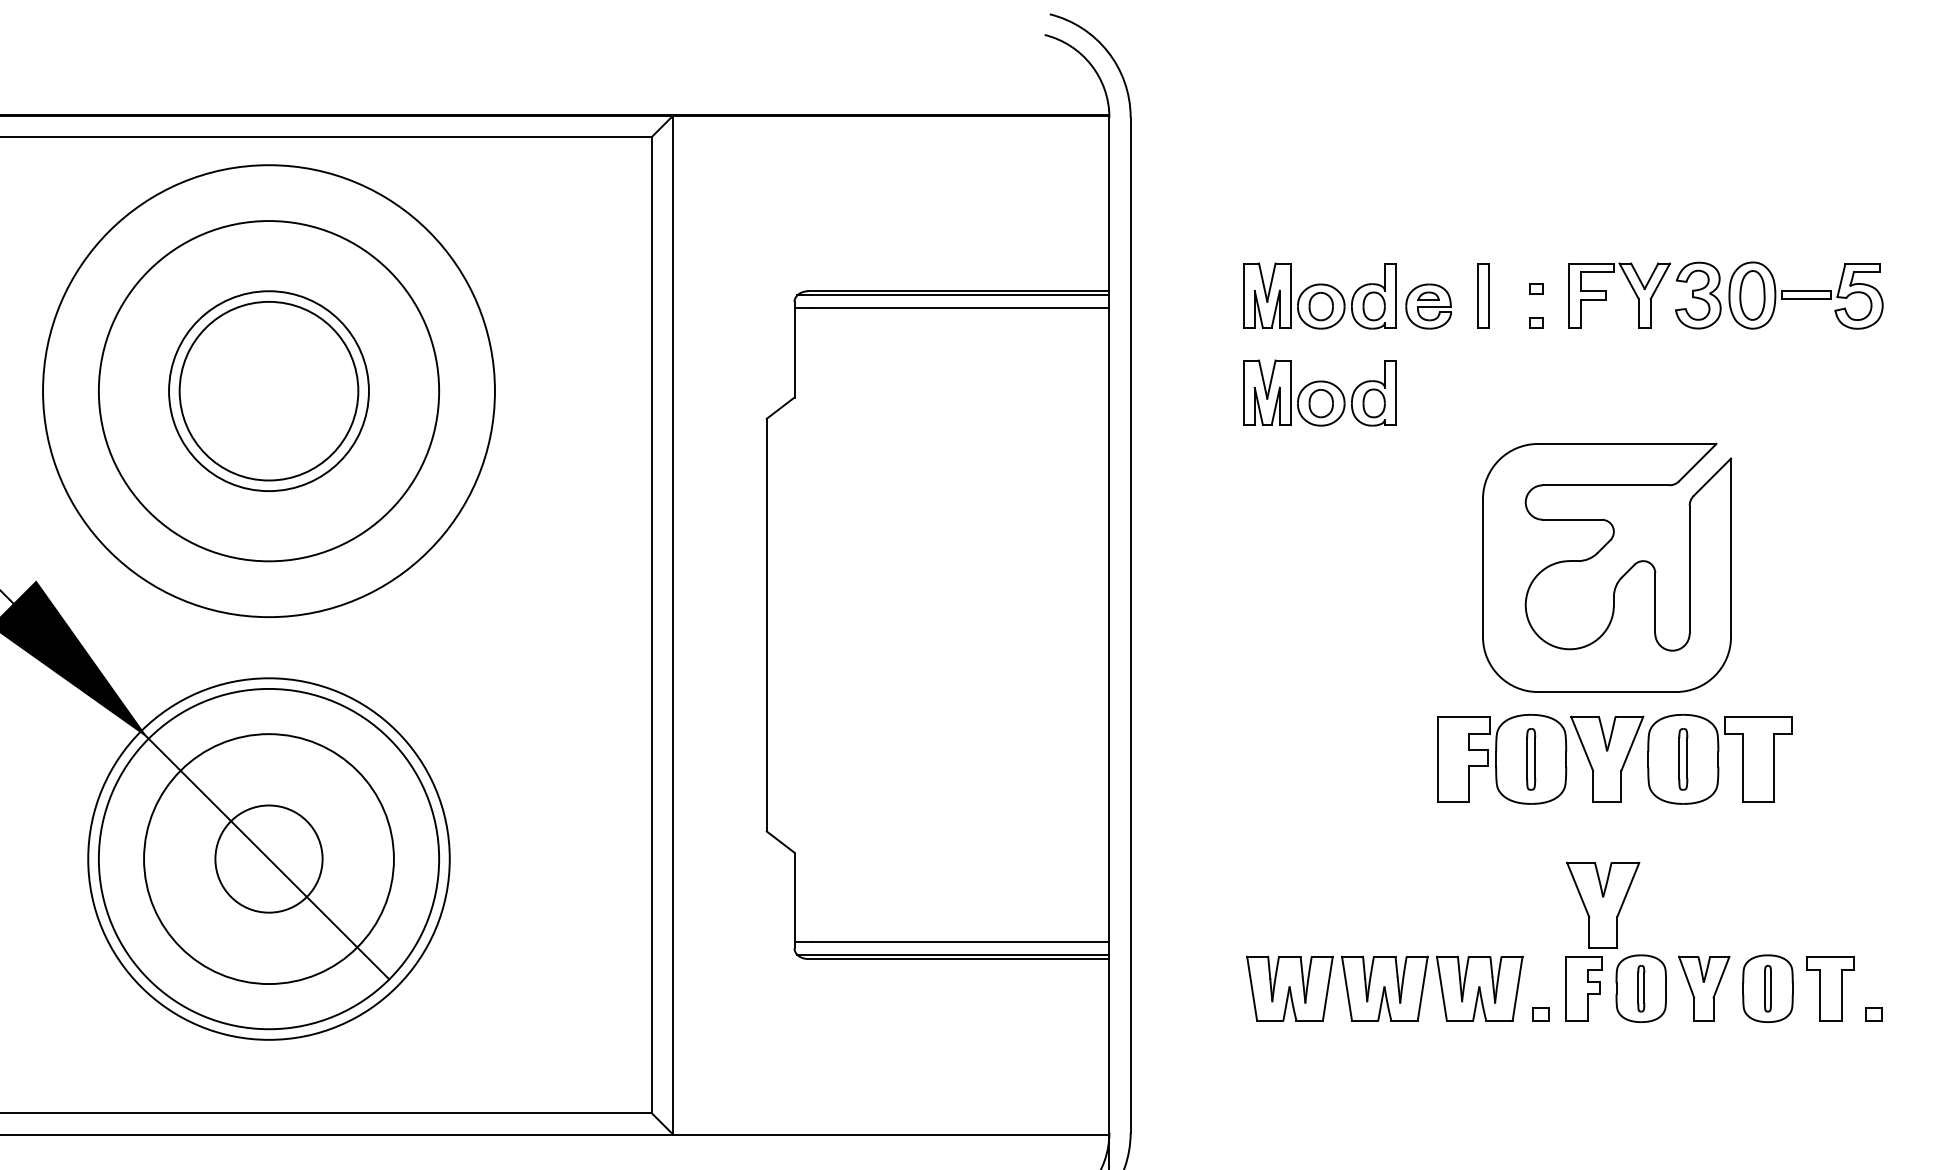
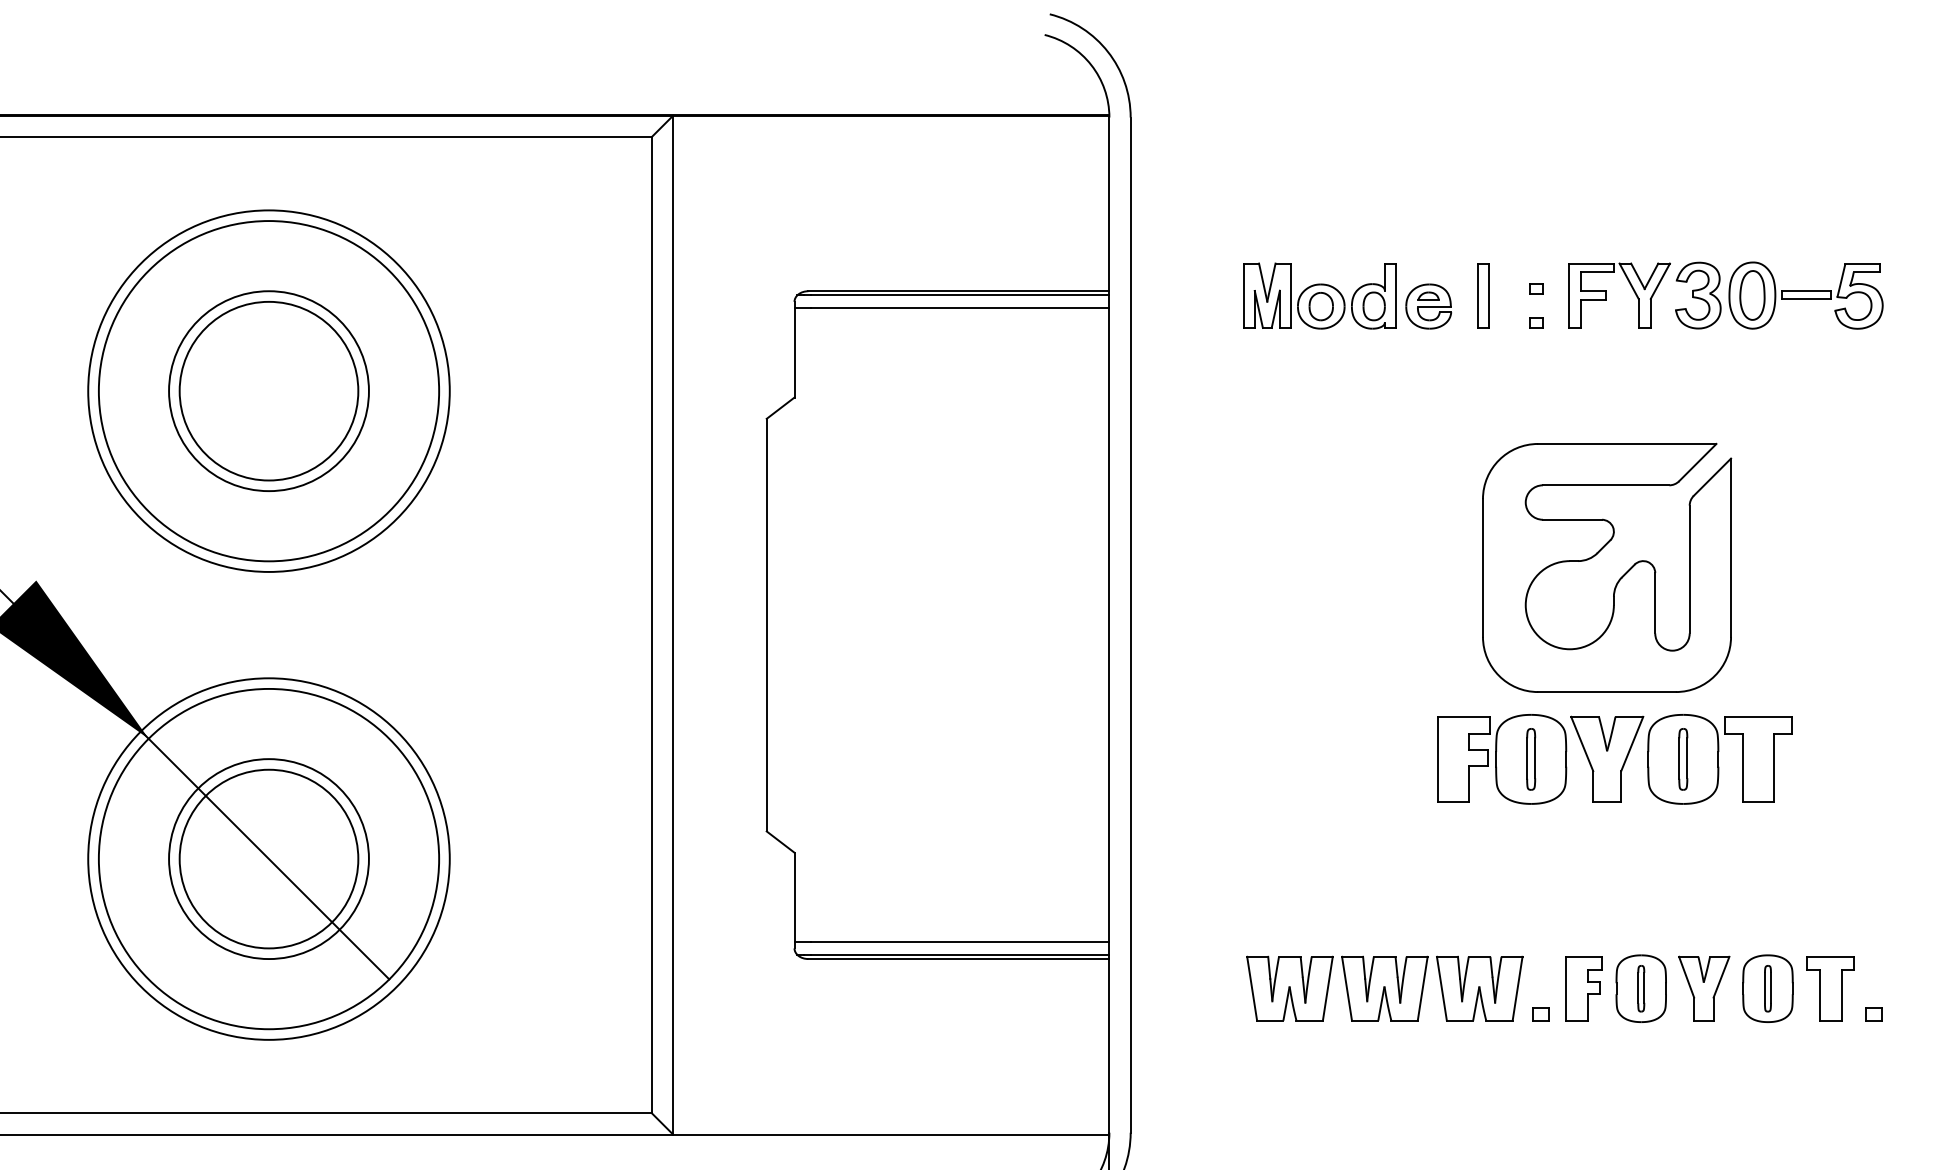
circle diameter: 452 px -> 362 px (268, 390)
part: present -> none (1319, 392)
circle diameter: 107 px -> 179 px (268, 858)
circle diameter: 250 px -> 200 px (268, 859)
part: present -> none (1603, 904)
